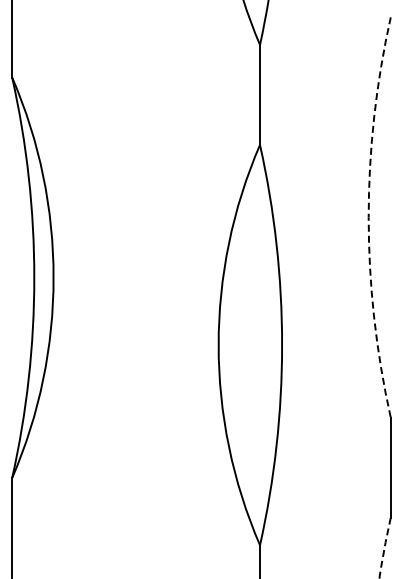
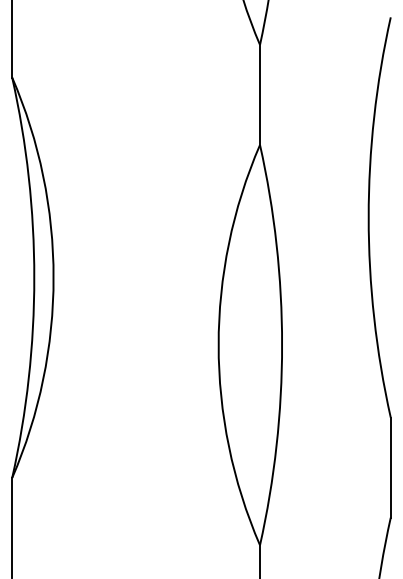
arc: dashed -> solid (368, 217)
arc: dashed -> solid (384, 548)
